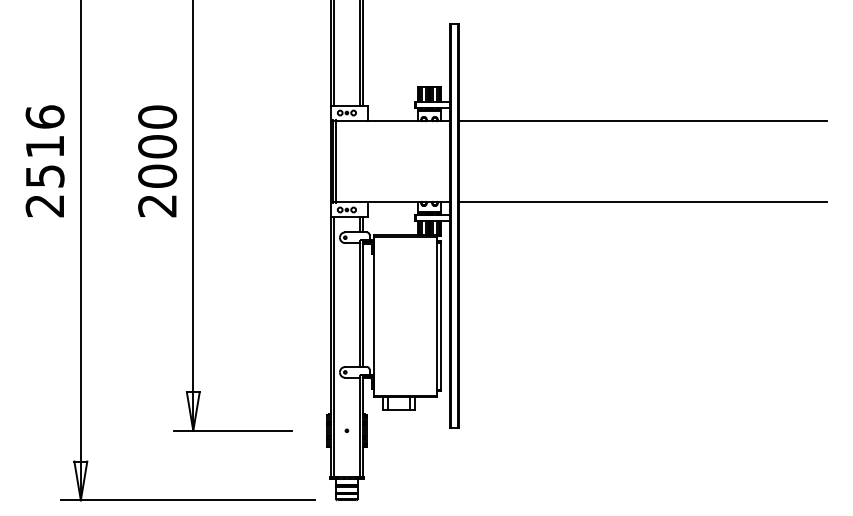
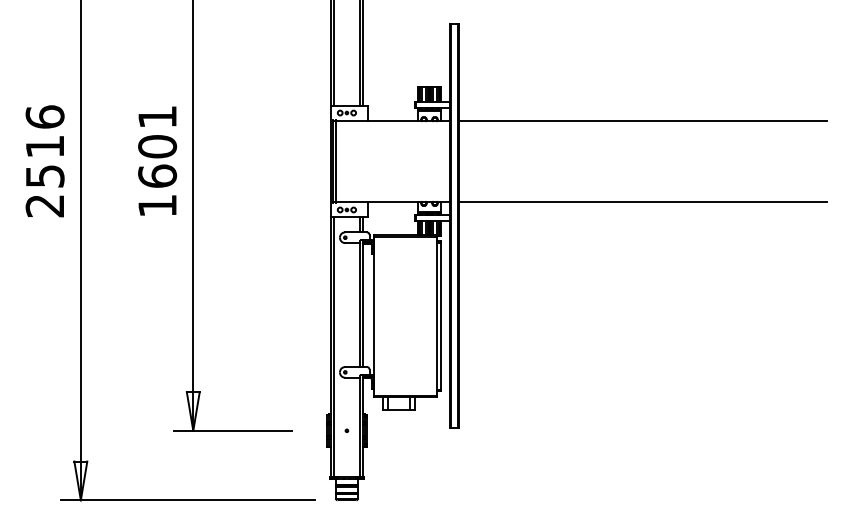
text: 2000 -> 1601 (157, 161)
